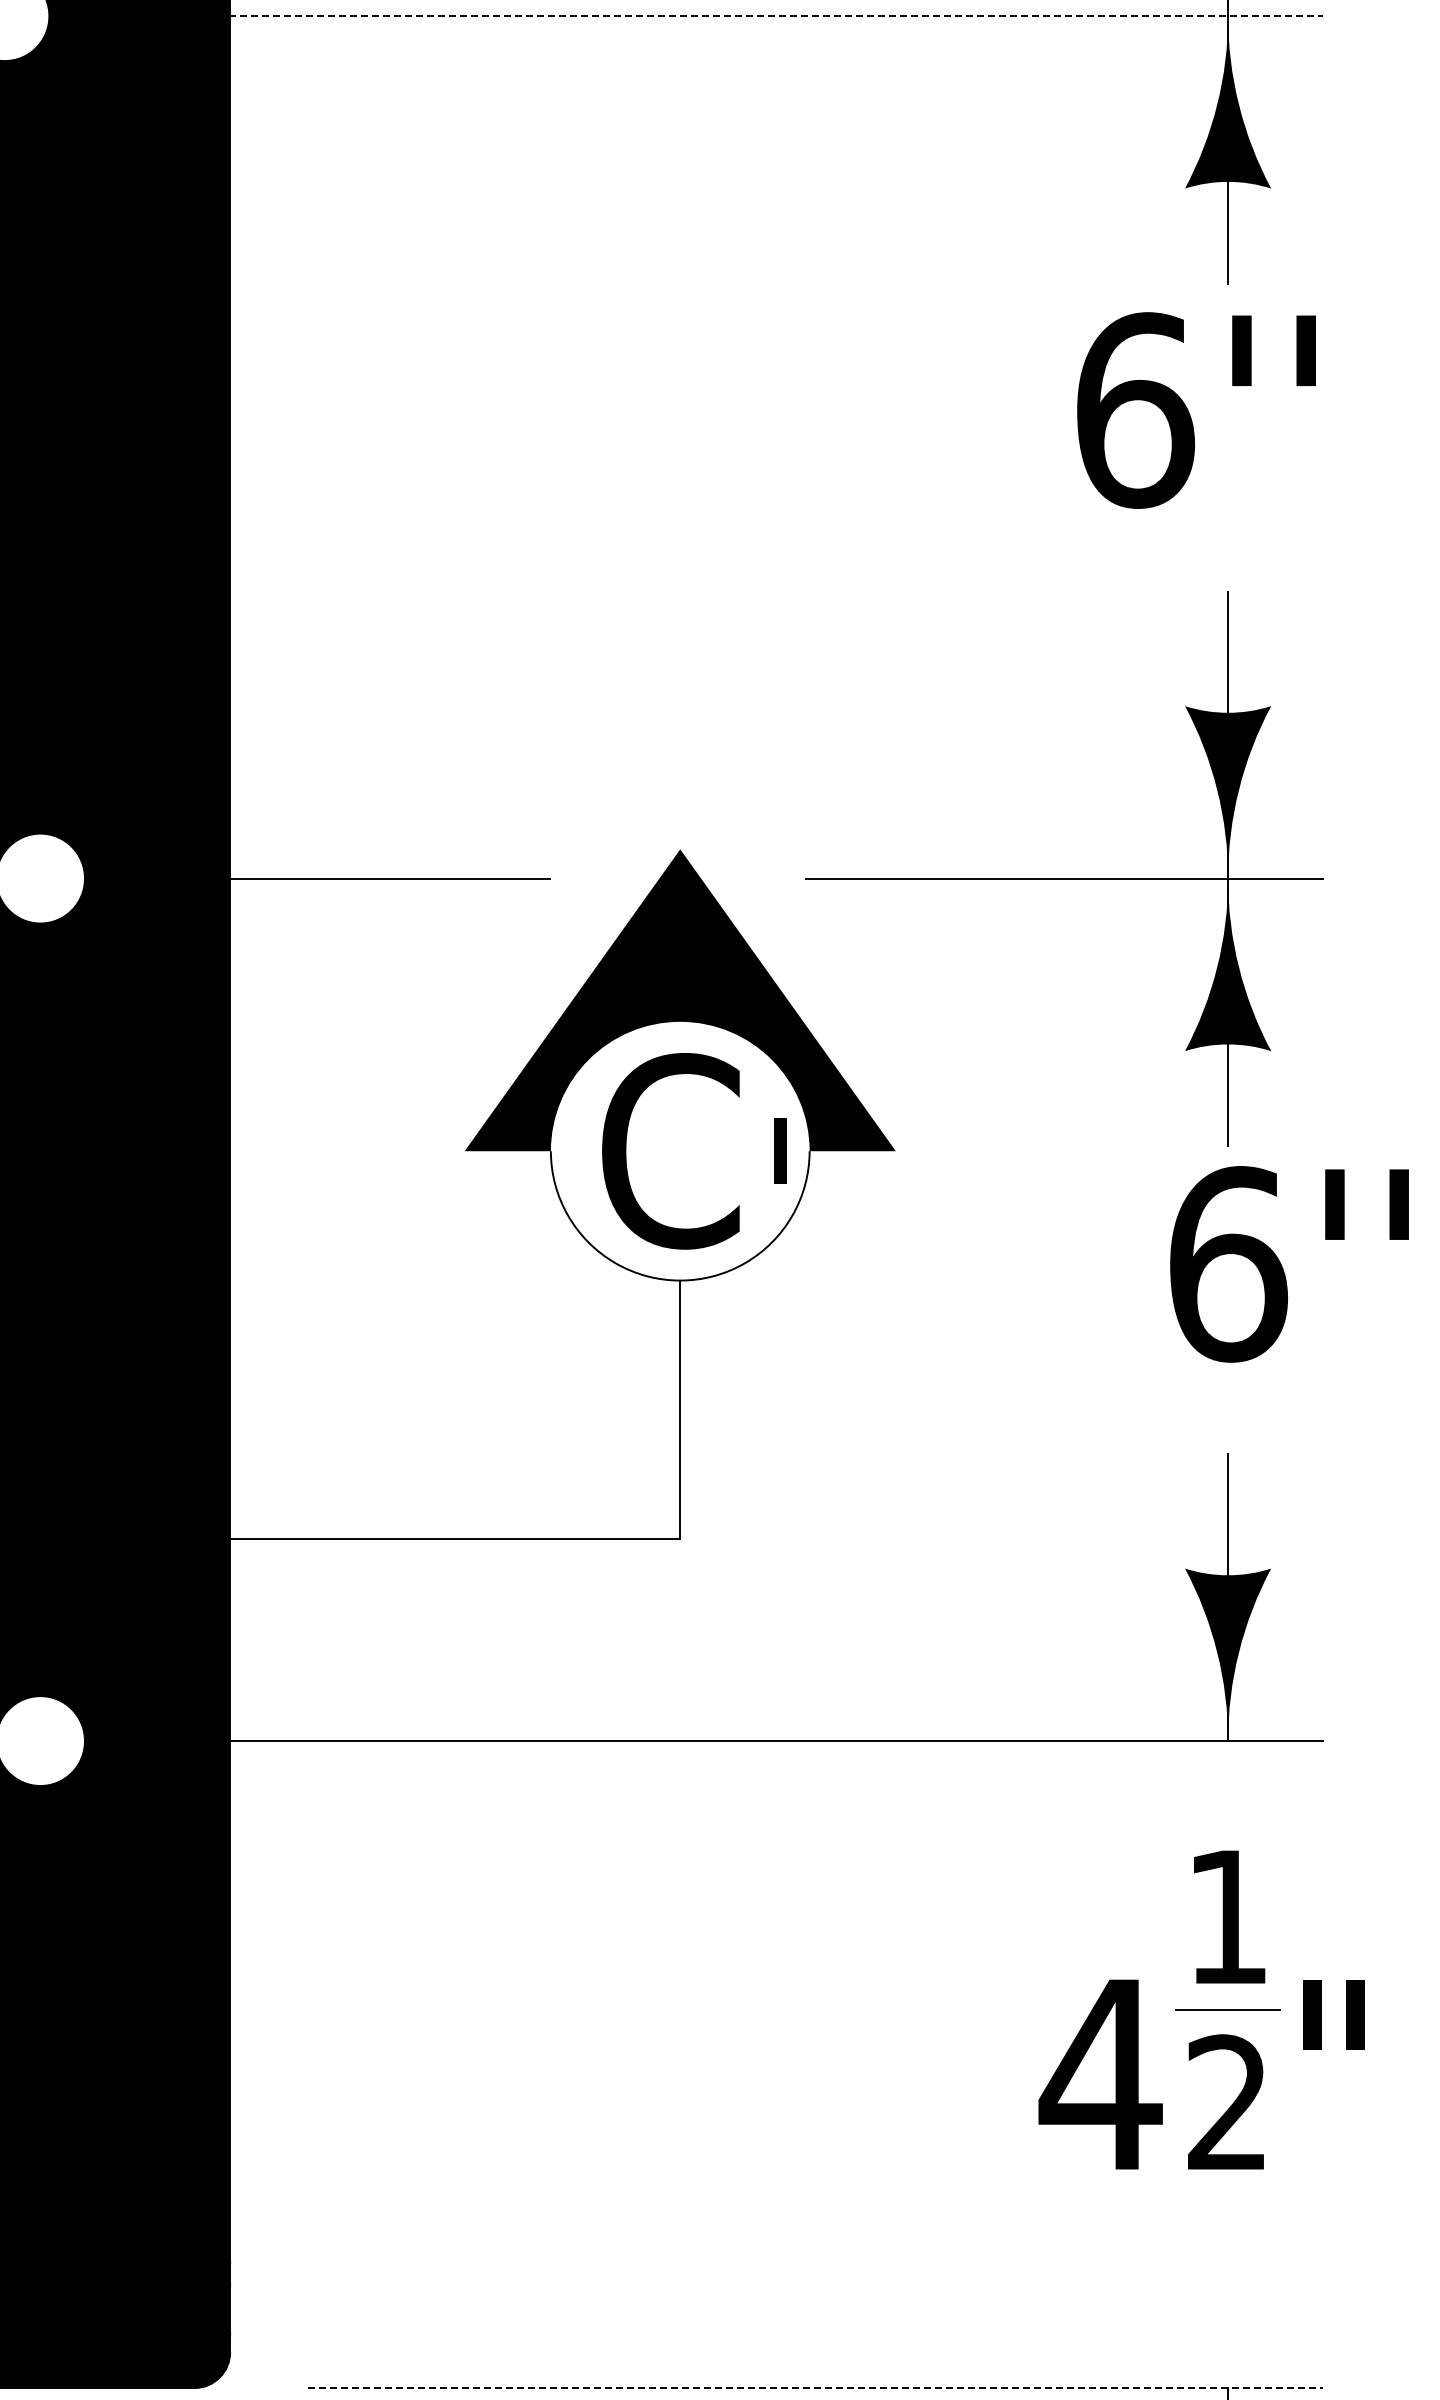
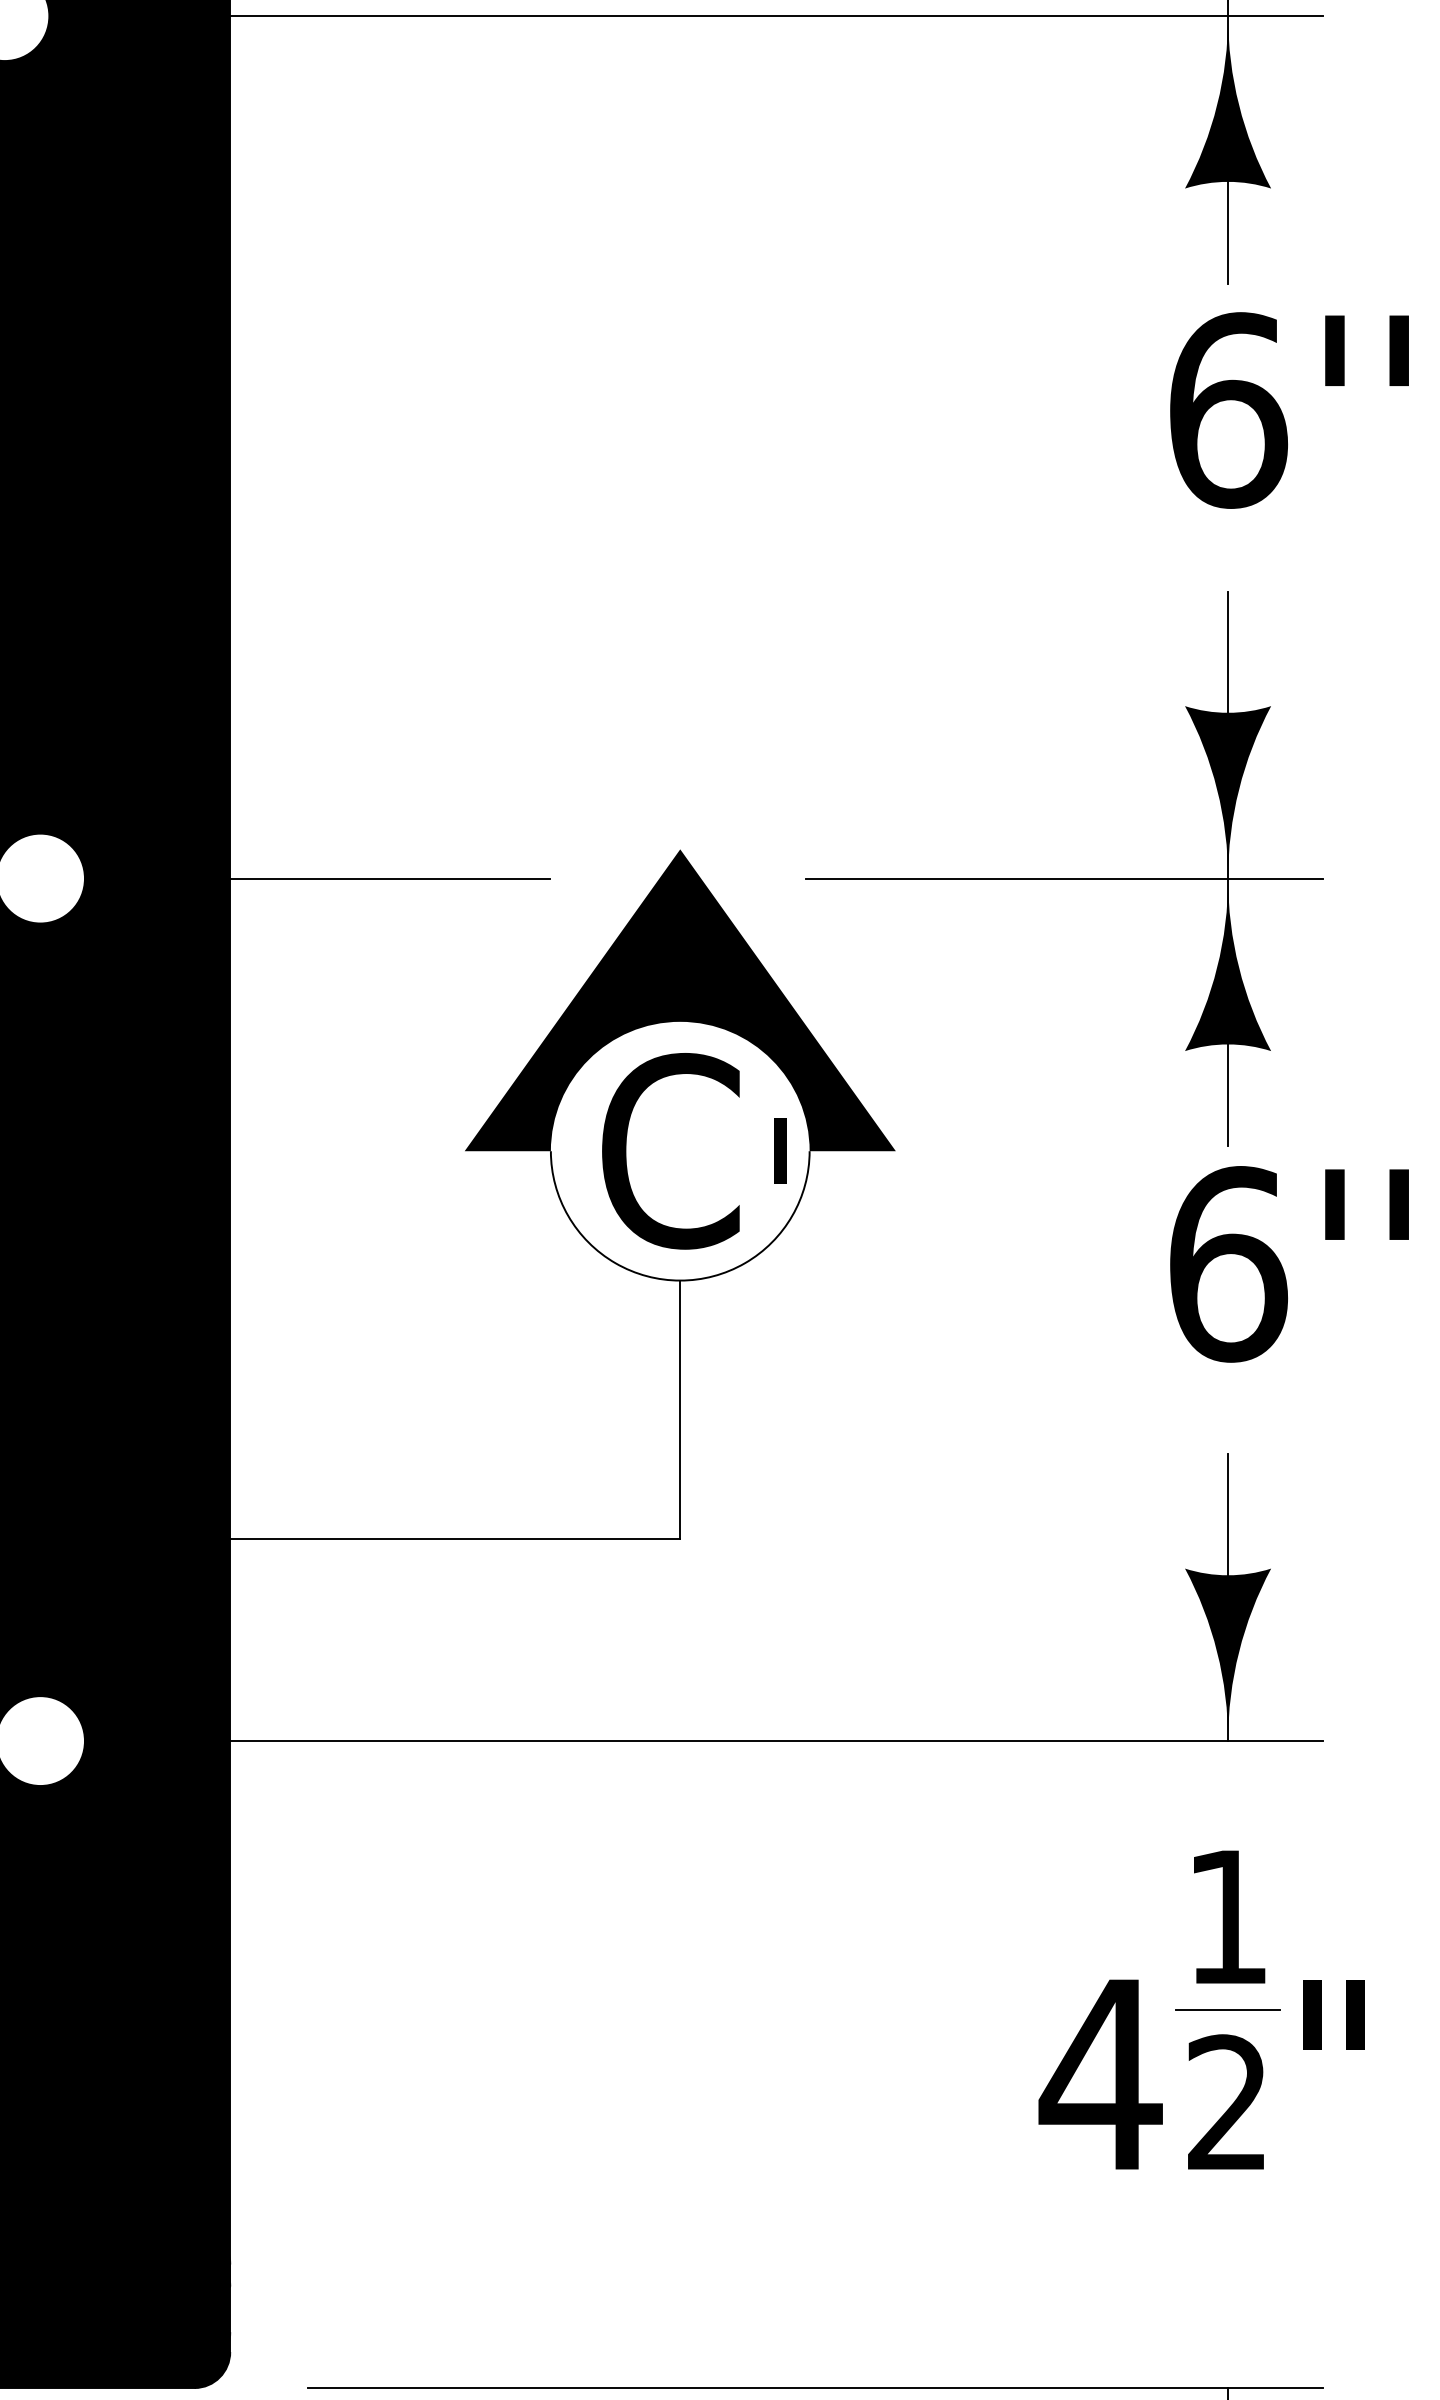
line: dashed -> solid (721, 16)
text position: (1196, 410) -> (1289, 410) (1289, 410)
line: dashed -> solid (816, 2387)
